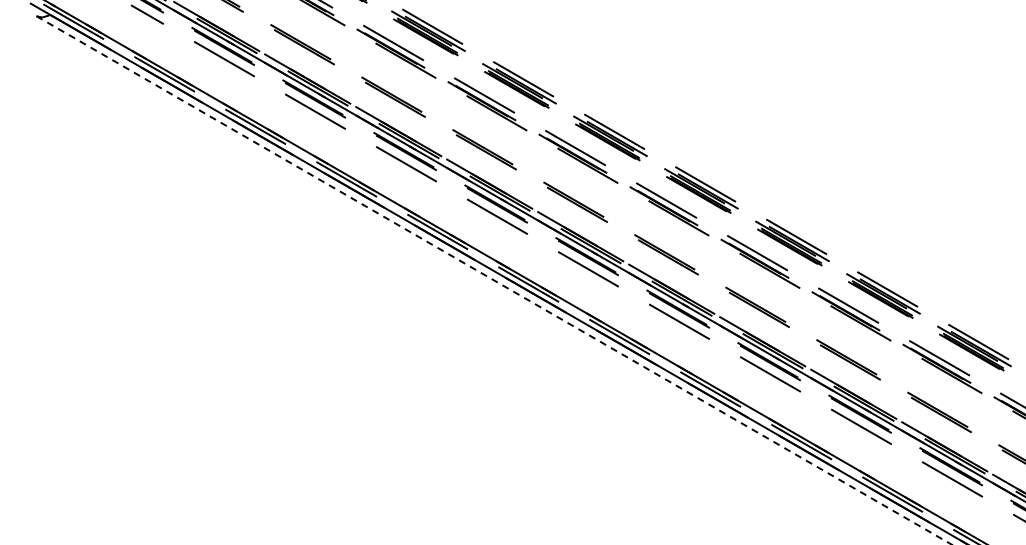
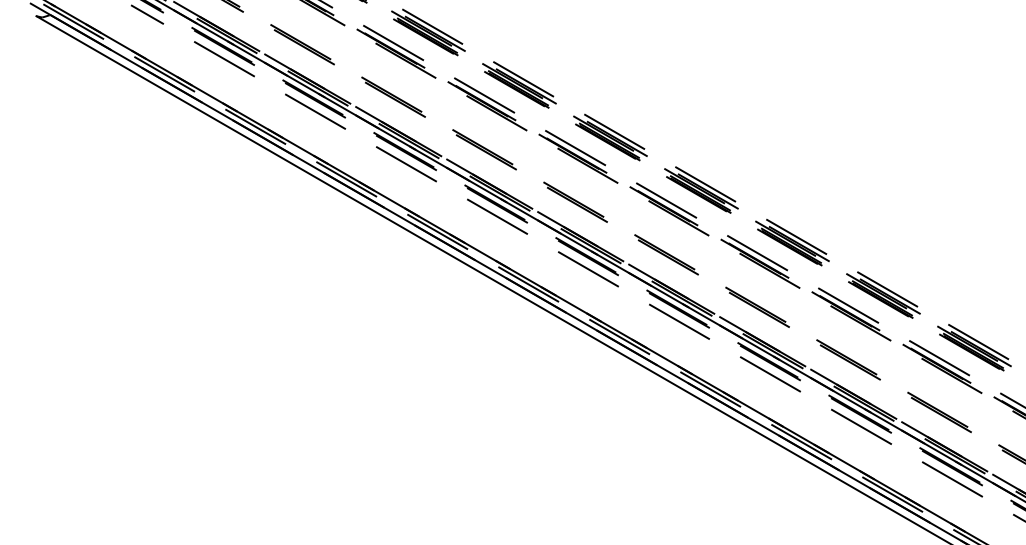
line: dashed -> solid (494, 280)
